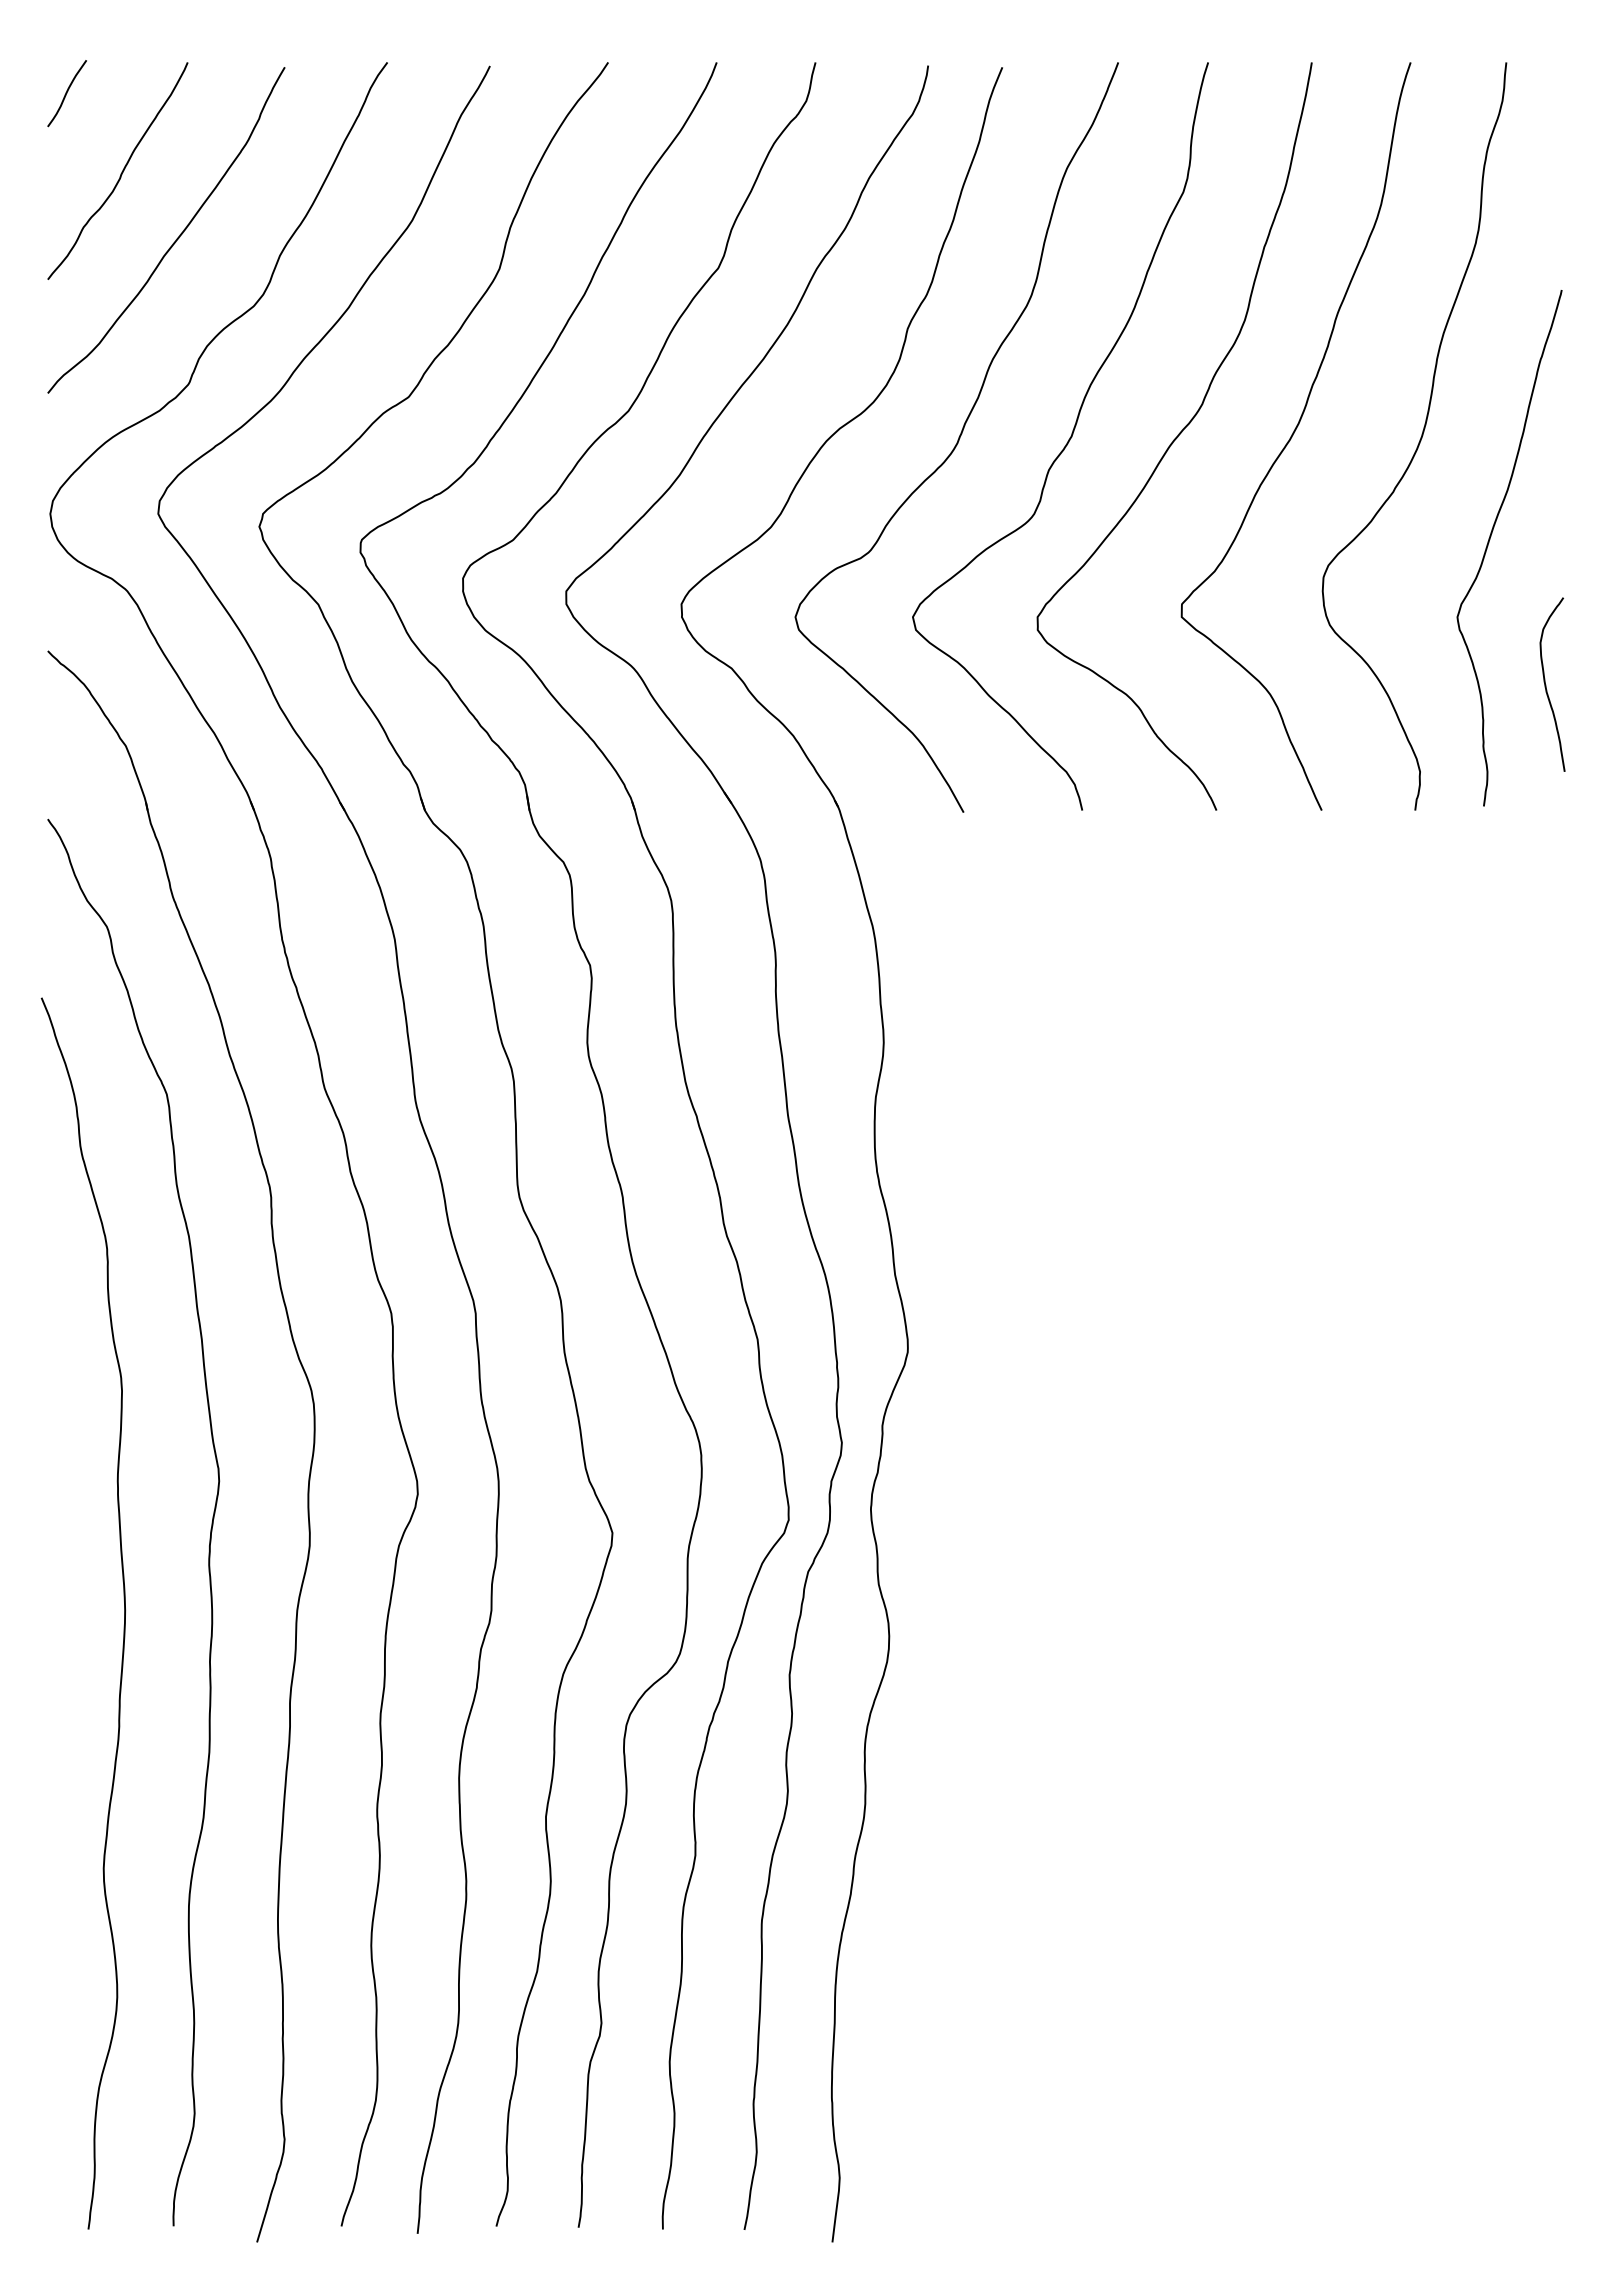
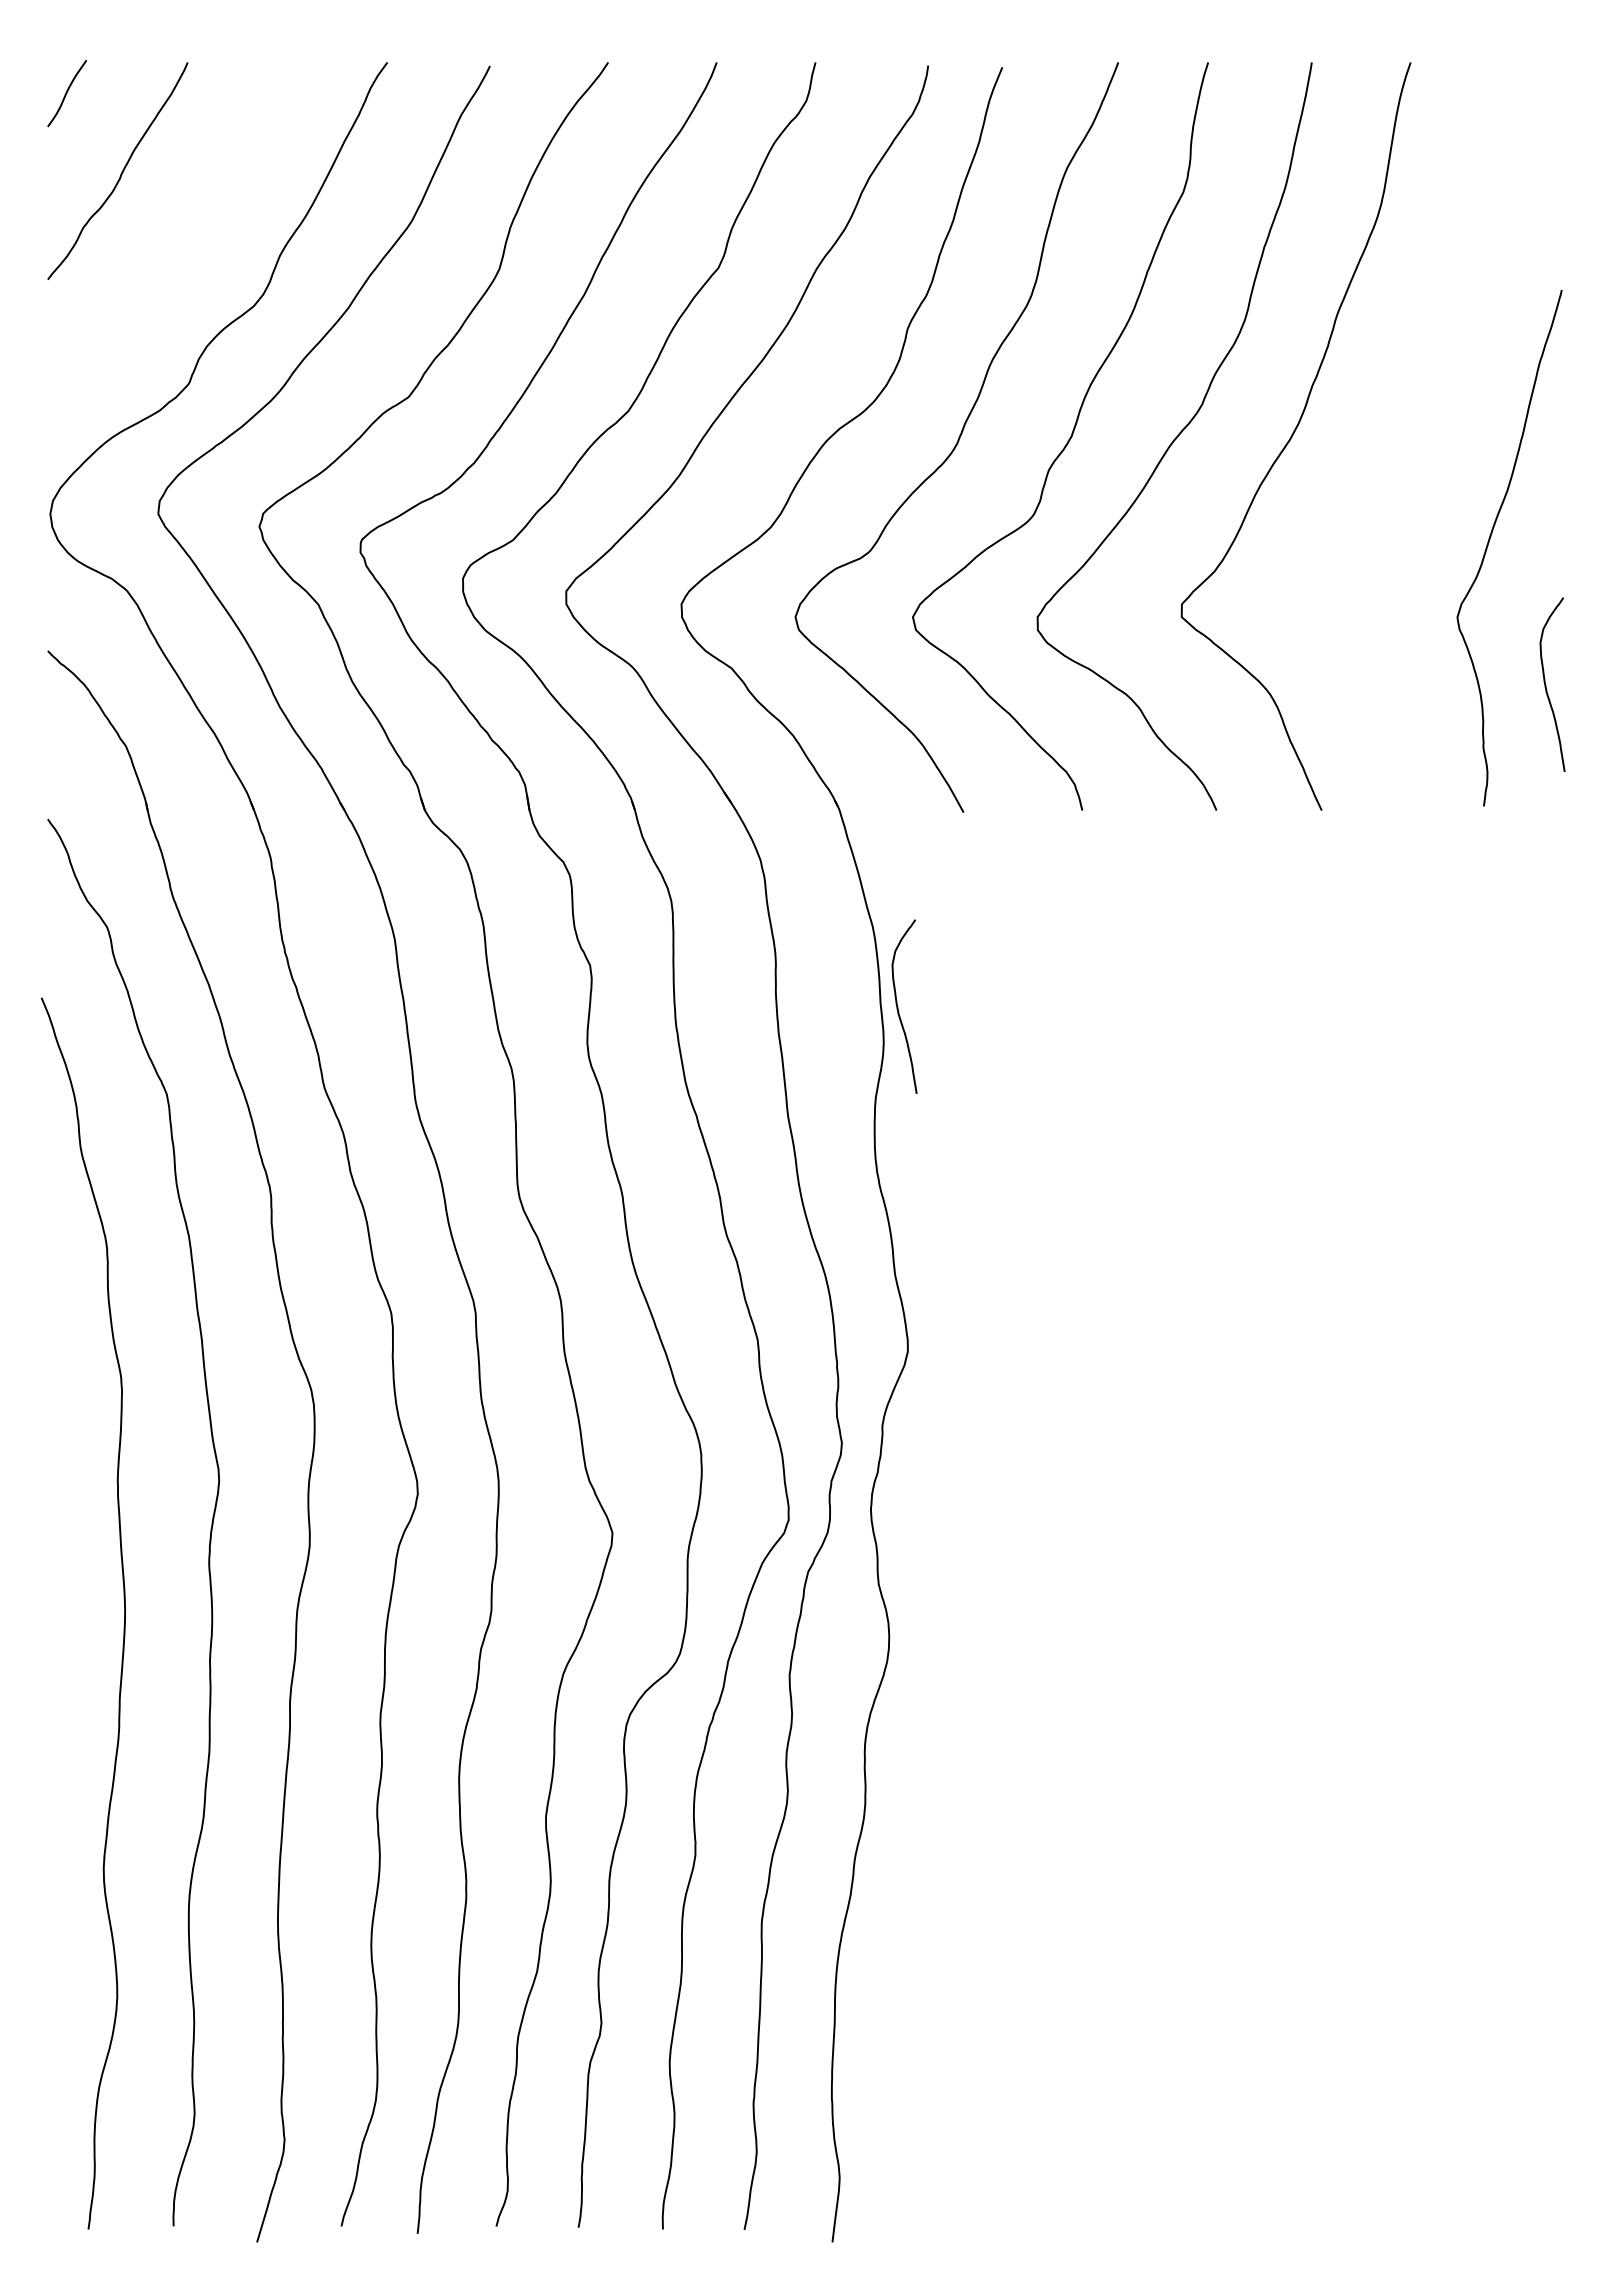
curve: present -> none (176, 238)
curve: present -> none (1419, 439)
curve: none -> present (898, 1006)
